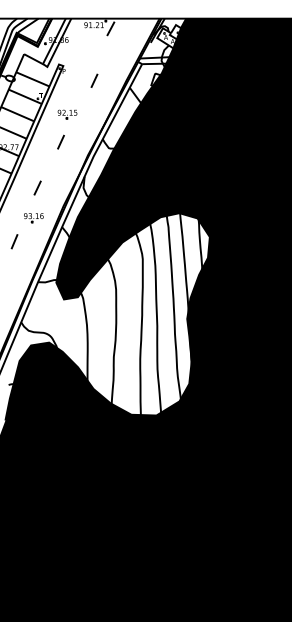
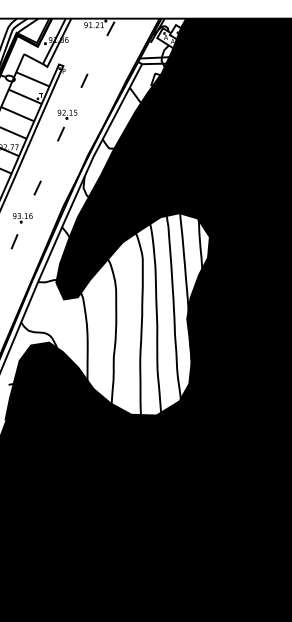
line position: (94, 80) -> (84, 80) (84, 80)
line position: (60, 141) -> (60, 133) (60, 133)
part position: (33, 218) -> (22, 218) (22, 218)
